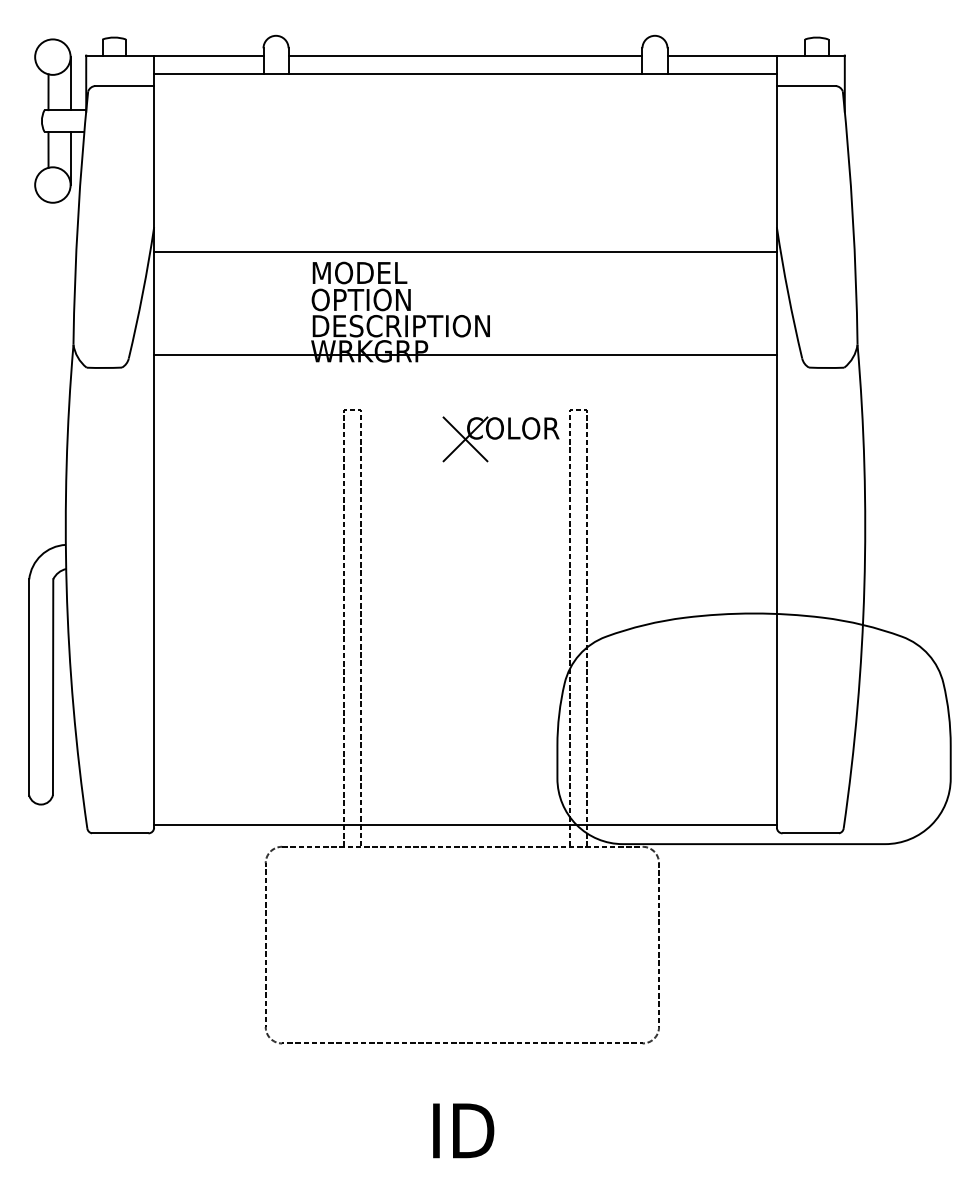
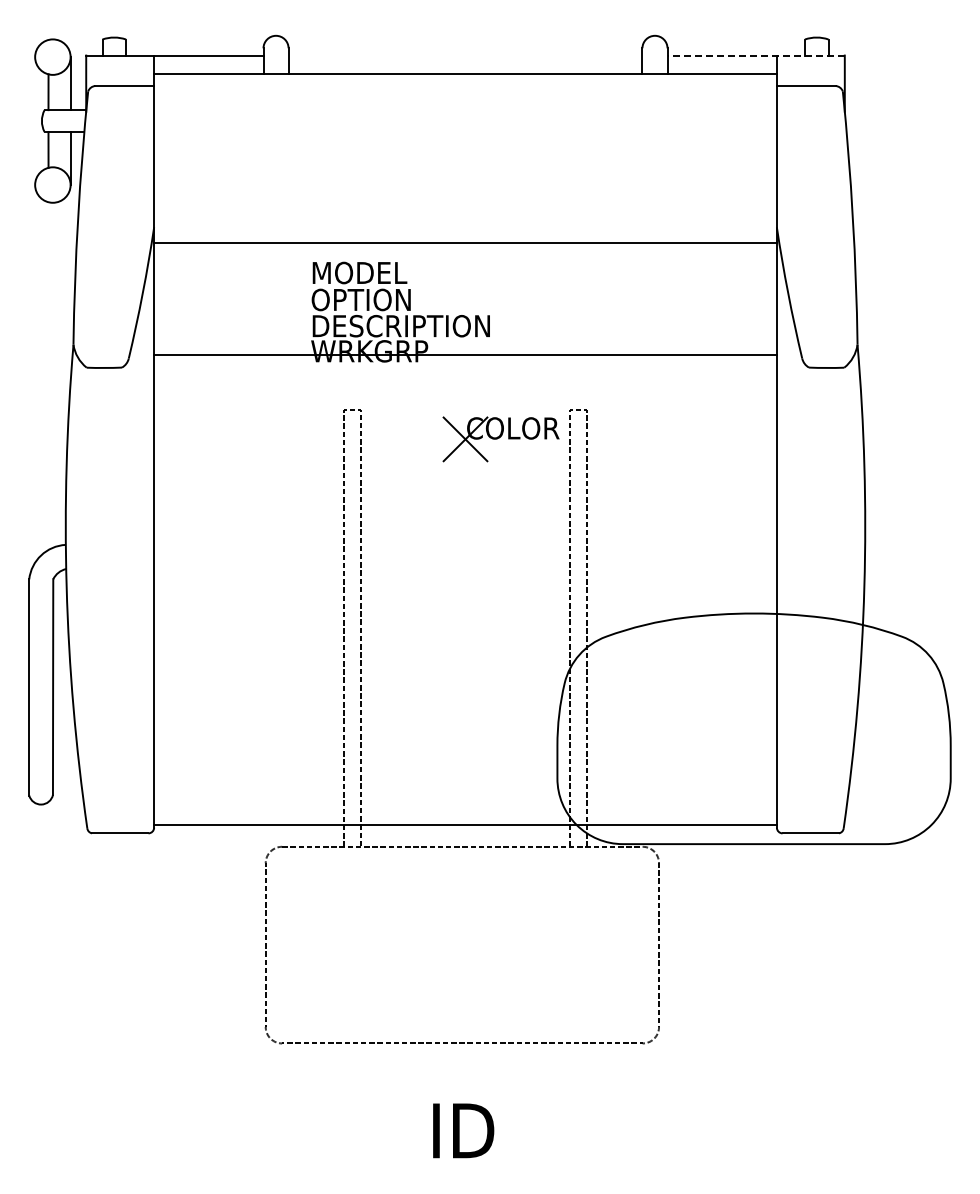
line: present -> none (465, 55)
line: solid -> dashed (756, 55)
line position: (465, 252) -> (465, 243) (465, 243)
